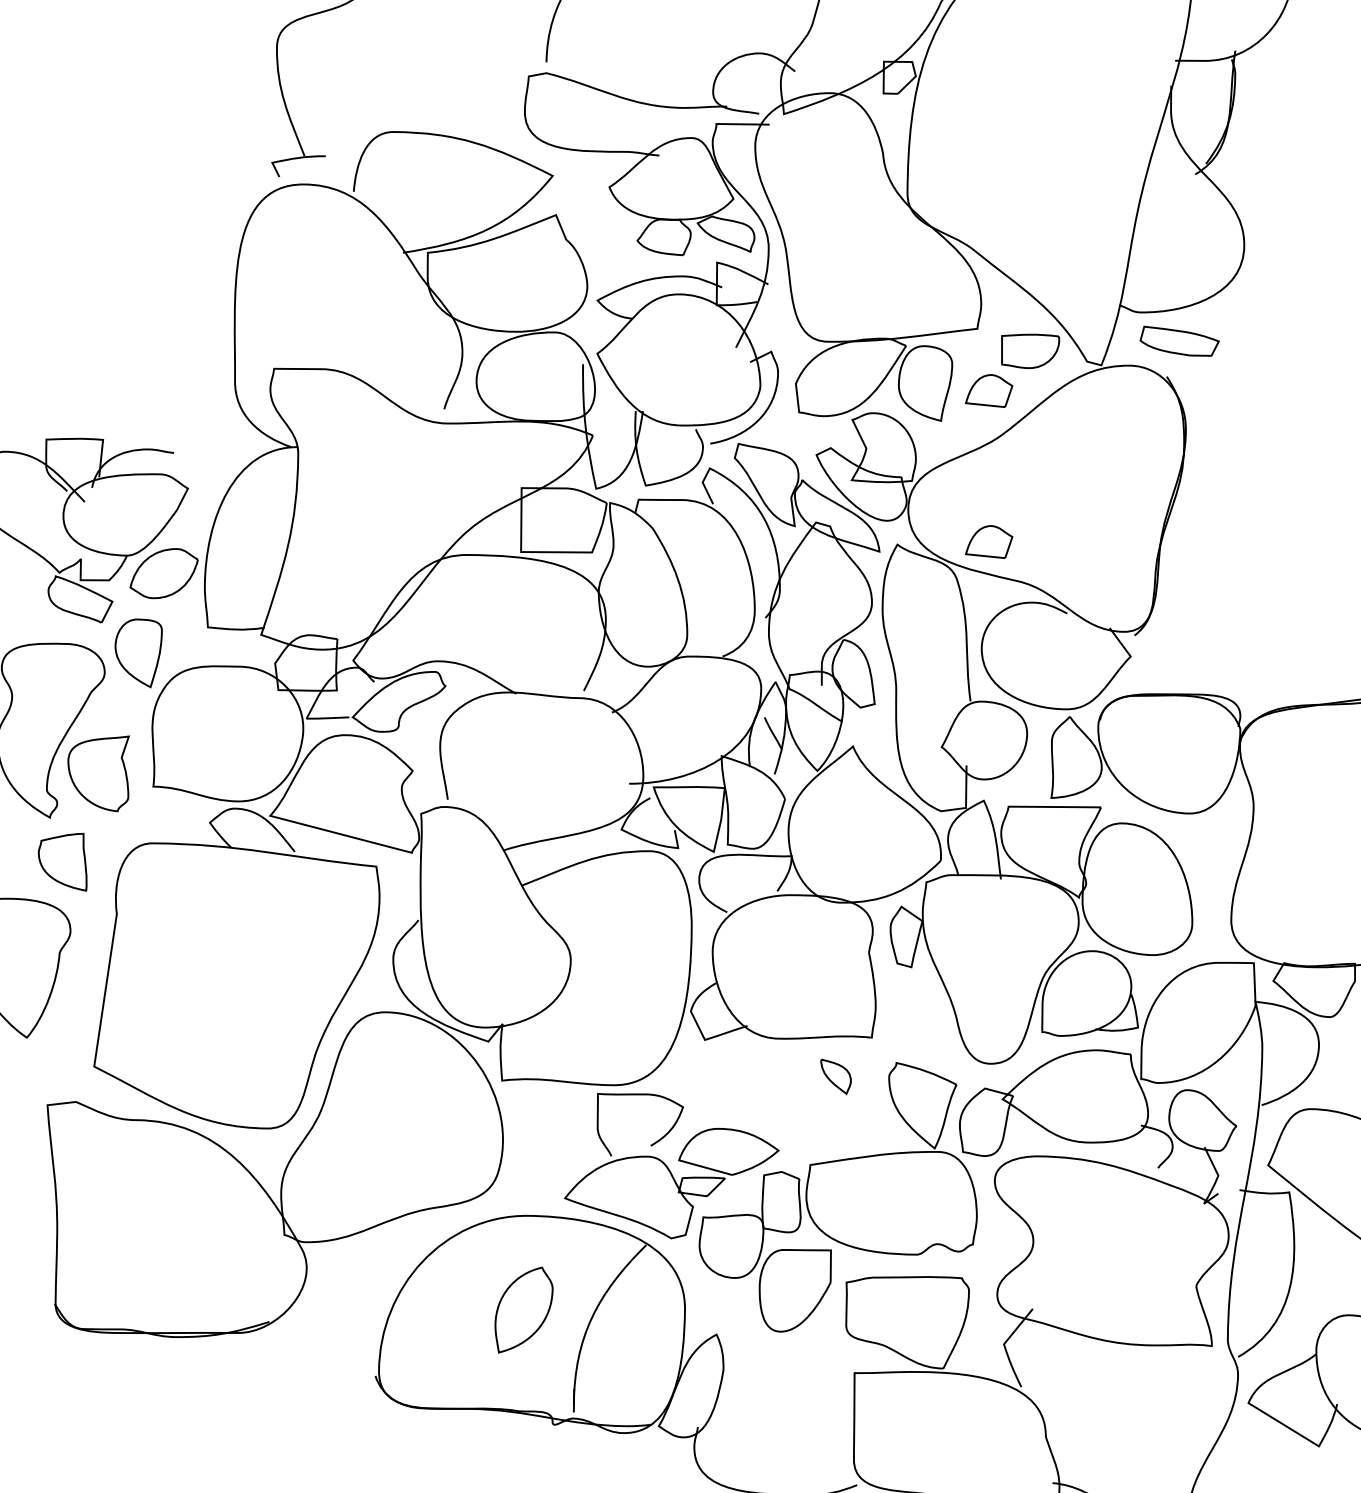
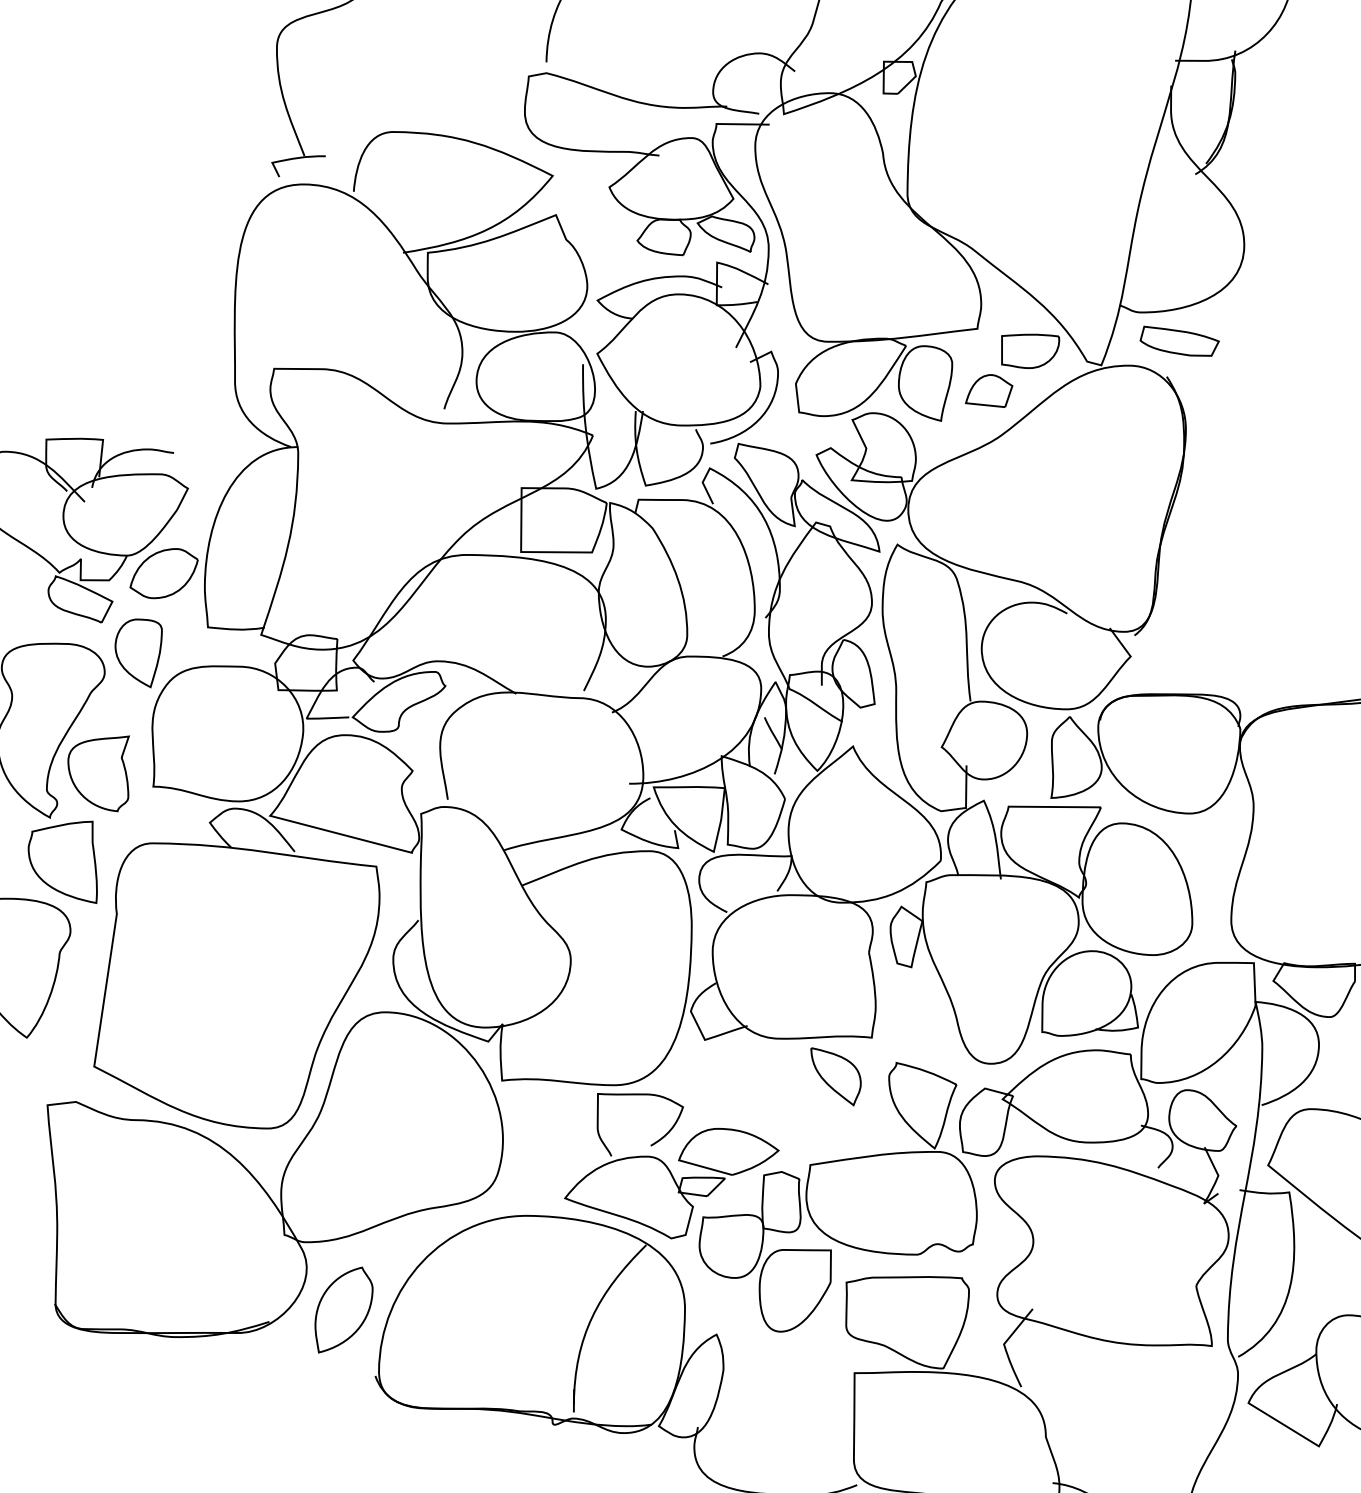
part: present -> none (989, 541)
part size: 50x60 px -> 71x84 px (62, 861)
part size: 32x38 px -> 52x60 px (835, 1076)
part position: (523, 1309) -> (343, 1309) (343, 1309)
